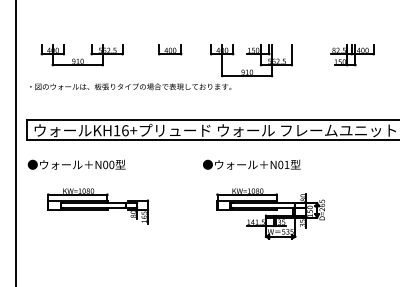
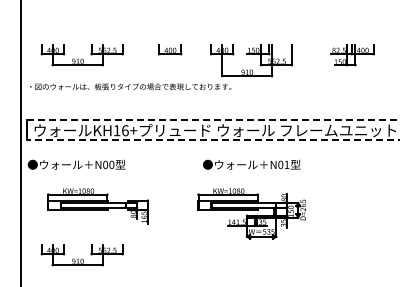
line: solid -> dashed (214, 120)
line: solid -> dashed (213, 140)
line position: (16, 142) -> (21, 142) (21, 142)
part position: (270, 213) -> (251, 213) (251, 213)
part: none -> present (81, 255)
